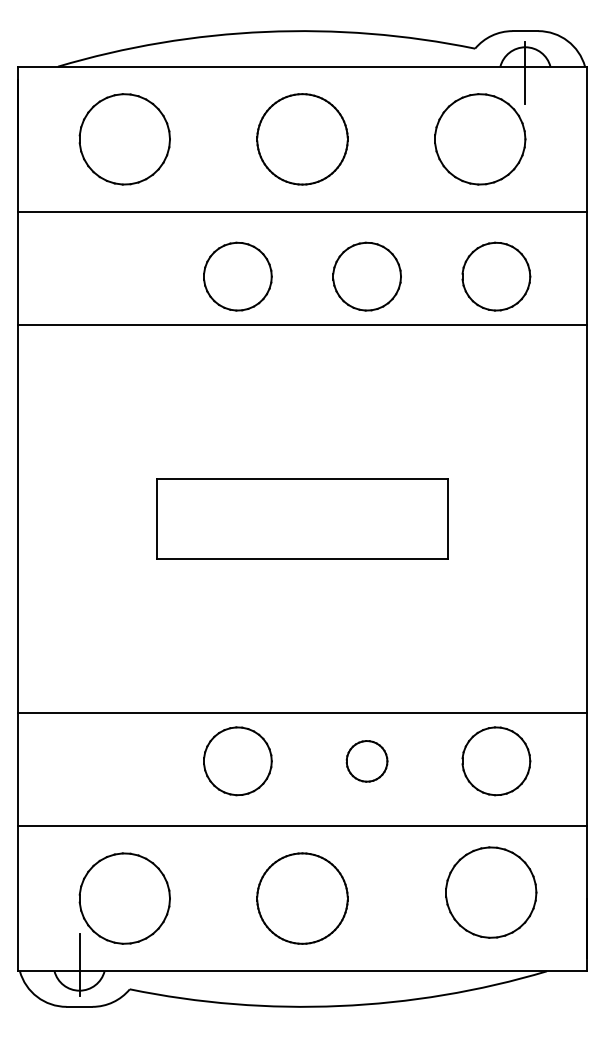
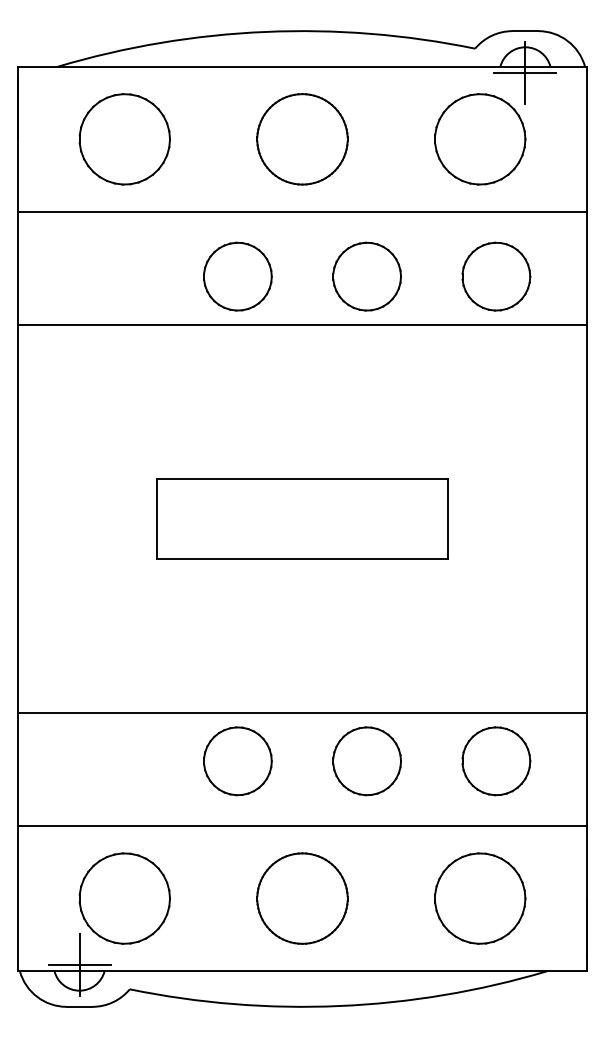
line: none -> present (525, 73)
part size: 44x43 px -> 70x71 px (366, 761)
part position: (491, 892) -> (480, 898) (480, 898)
line: none -> present (79, 964)
